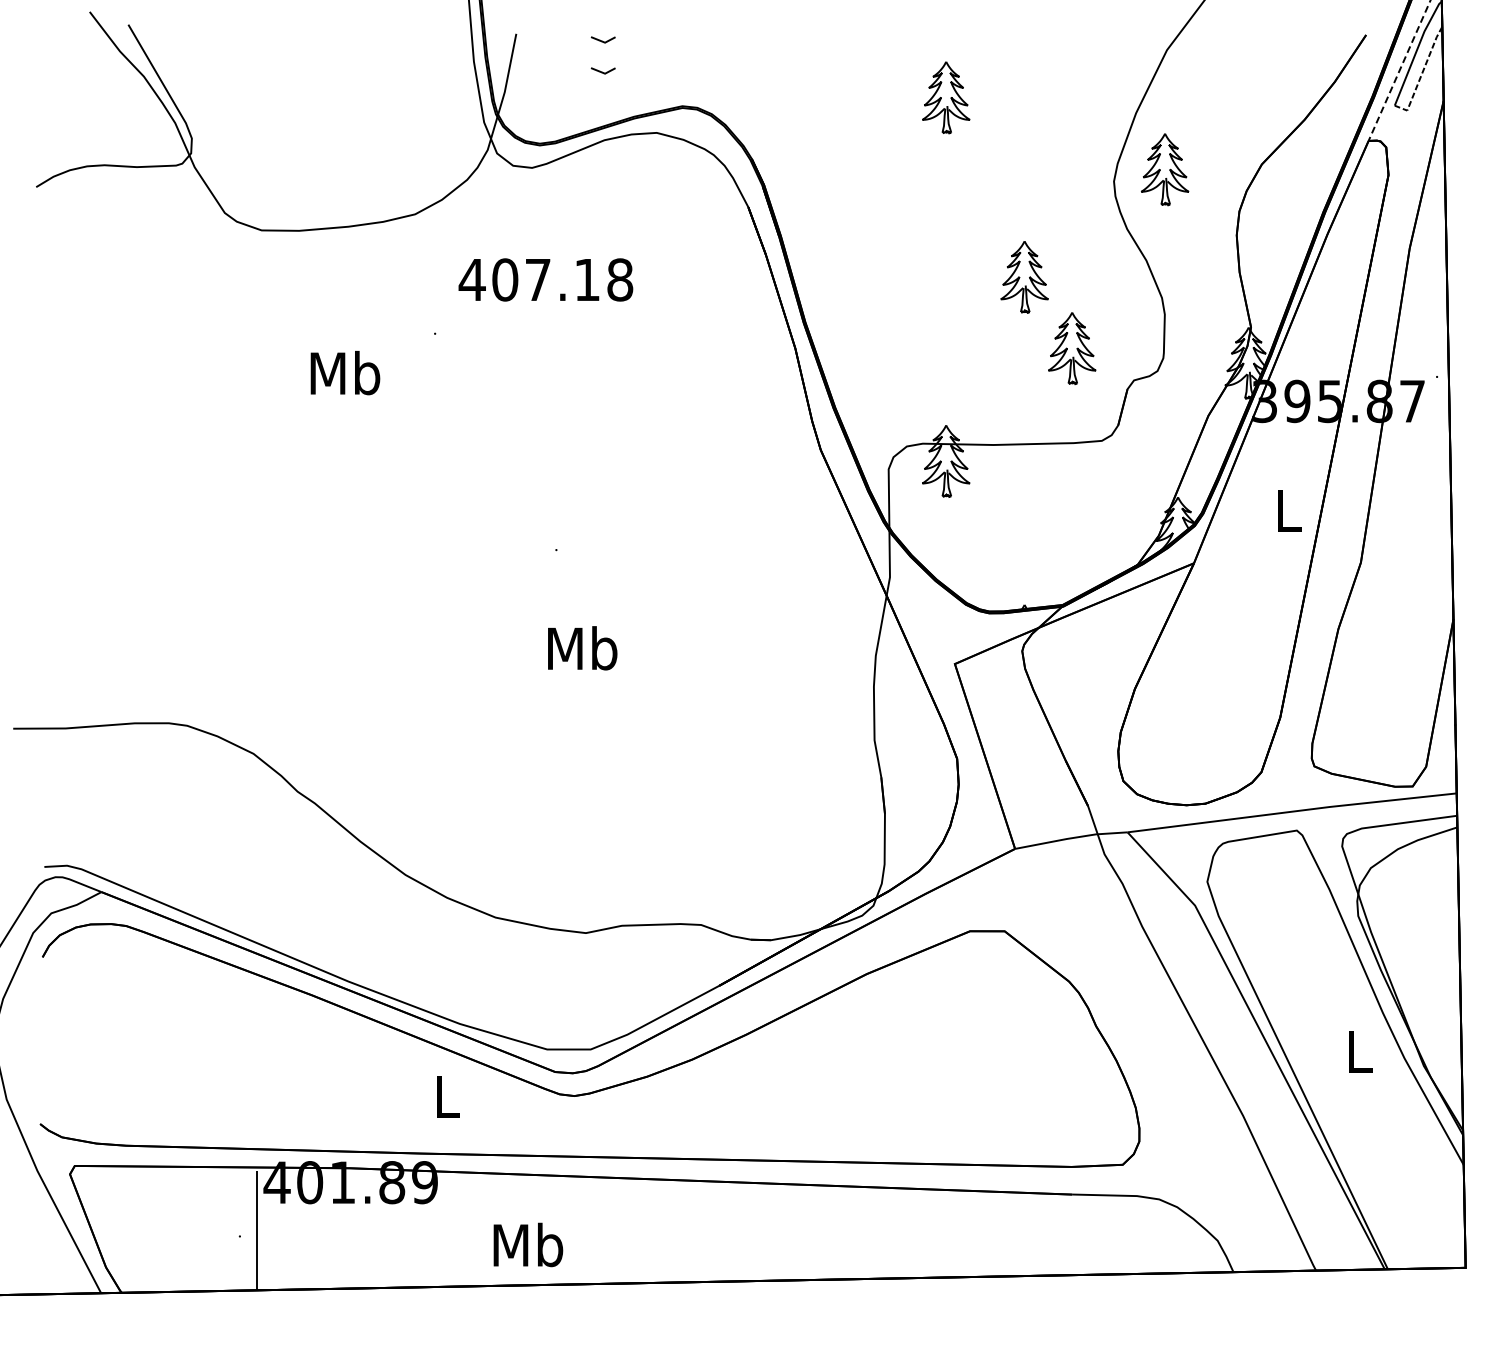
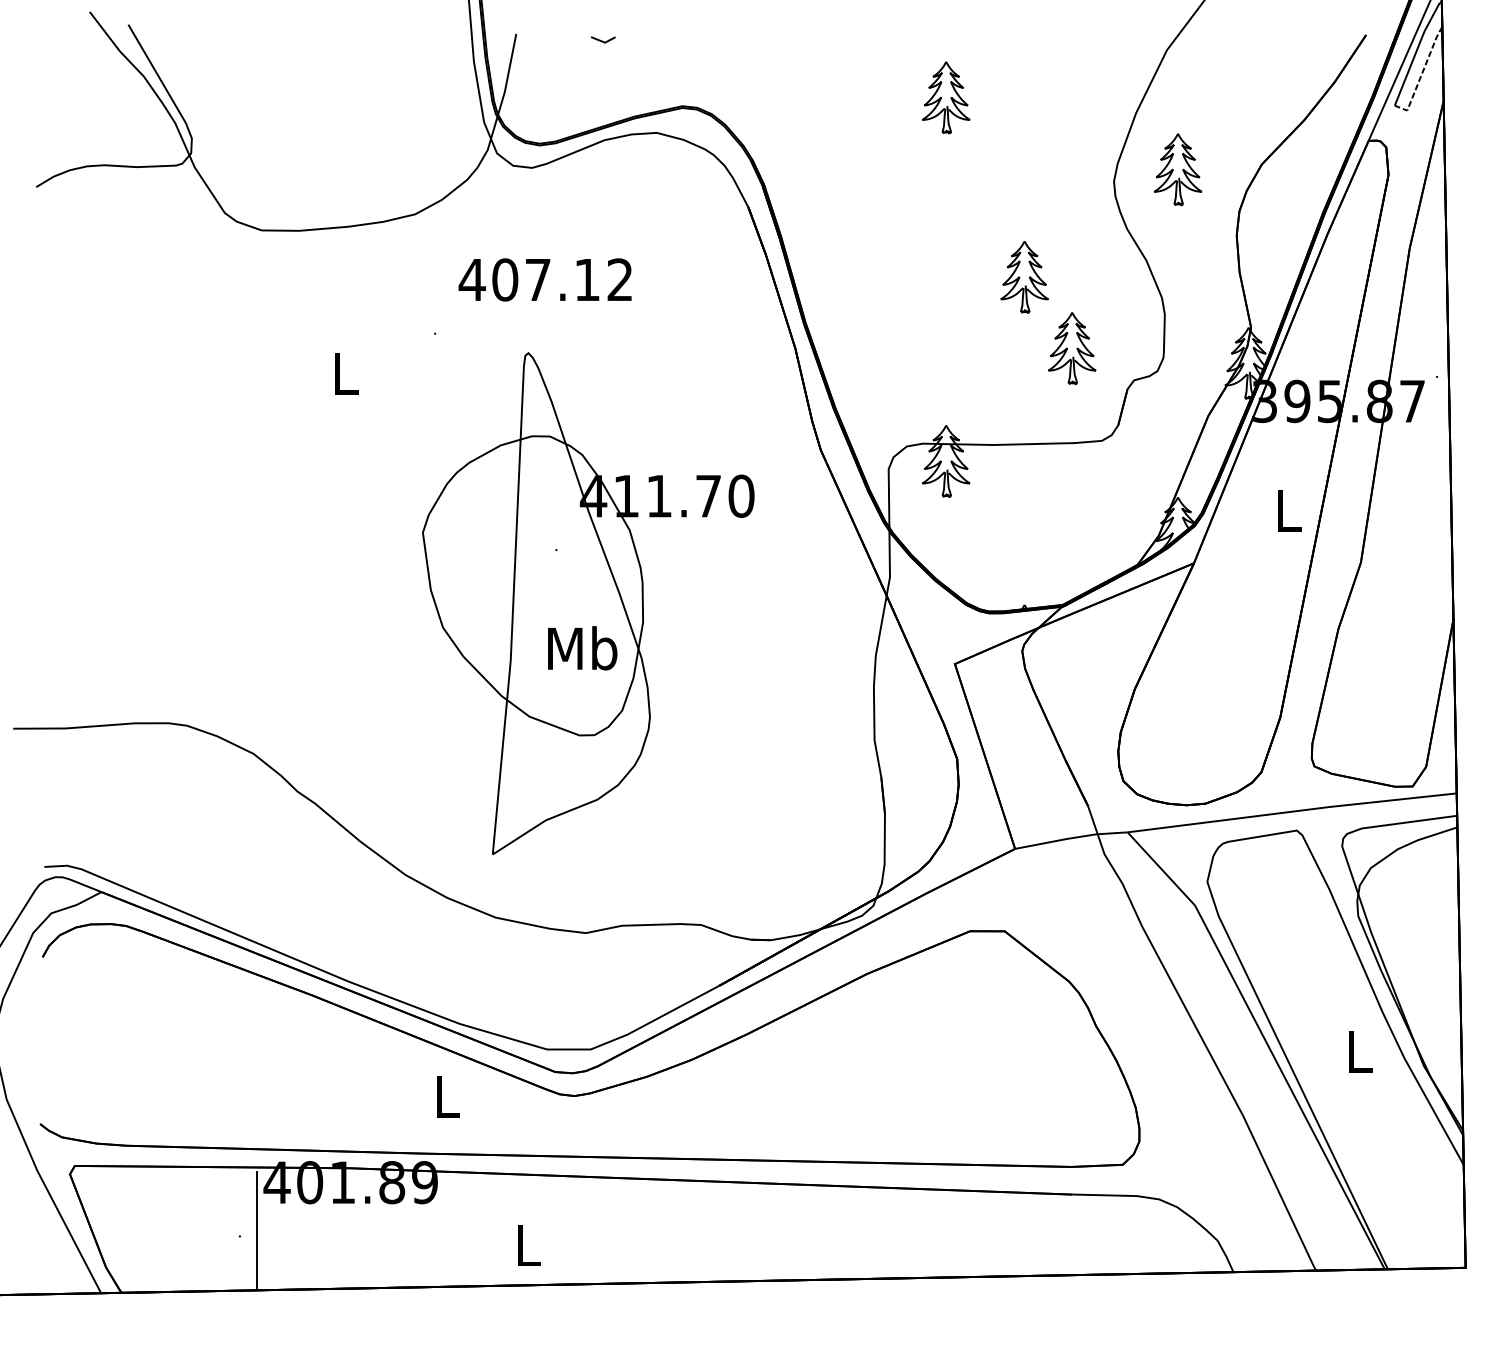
line: dashed -> solid (1399, 70)
line: present -> none (602, 71)
part position: (1165, 169) -> (1178, 169) (1178, 169)
text: 407.18 -> 407.12 (620, 279)
text: Mb -> L (345, 372)
part: none -> present (588, 603)
text: Mb -> L (528, 1244)
